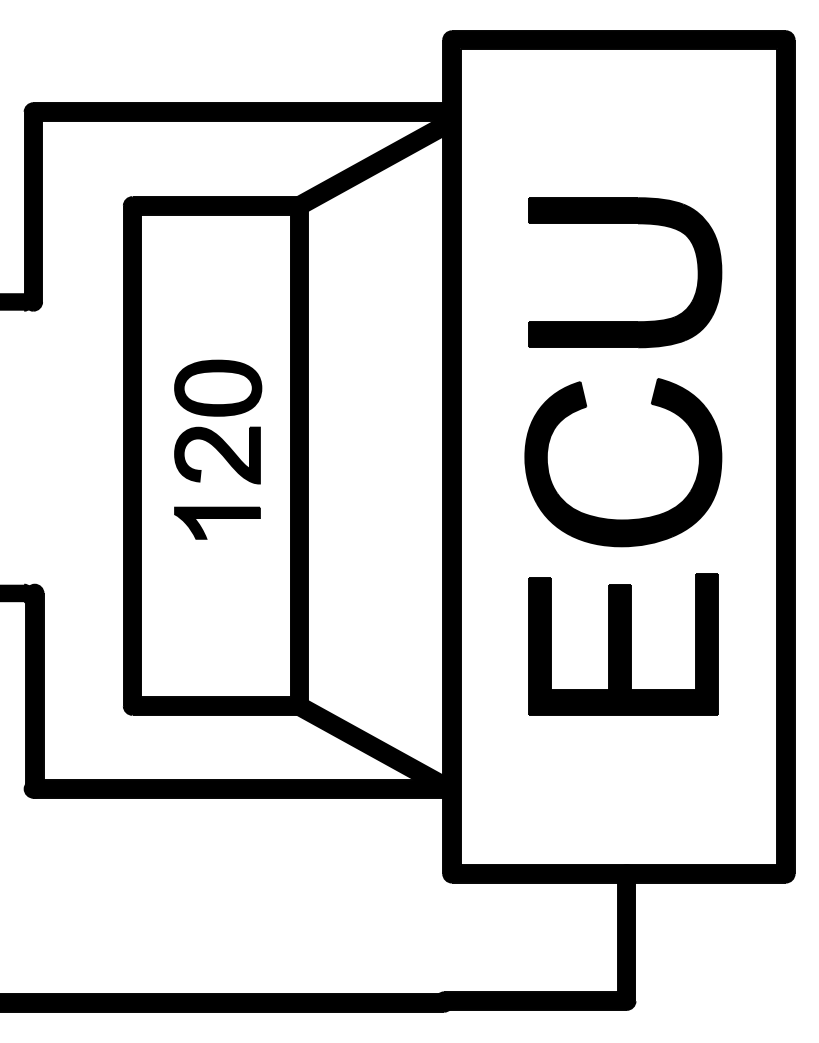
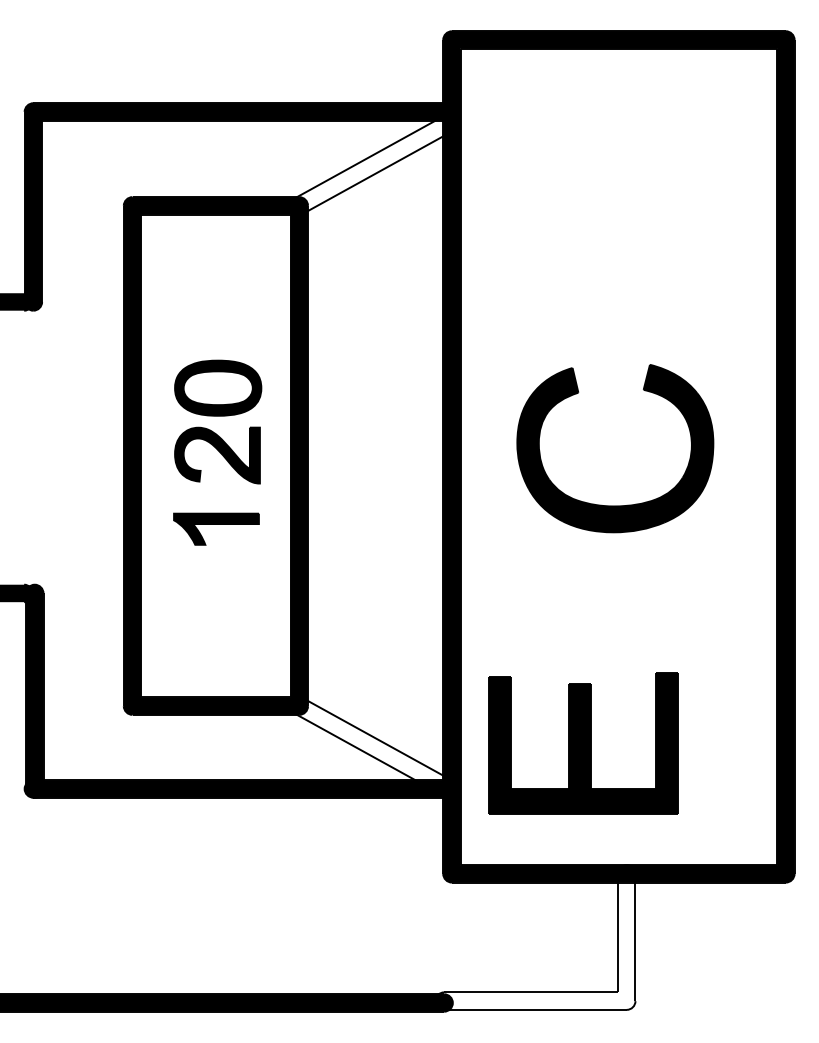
fill: present -> none (374, 164)
part: present -> none (625, 223)
part position: (623, 519) -> (615, 505) (615, 505)
part position: (217, 522) -> (216, 528) (216, 528)
part position: (623, 644) -> (583, 743) (583, 743)
fill: present -> none (374, 747)
fill: present -> none (535, 937)
